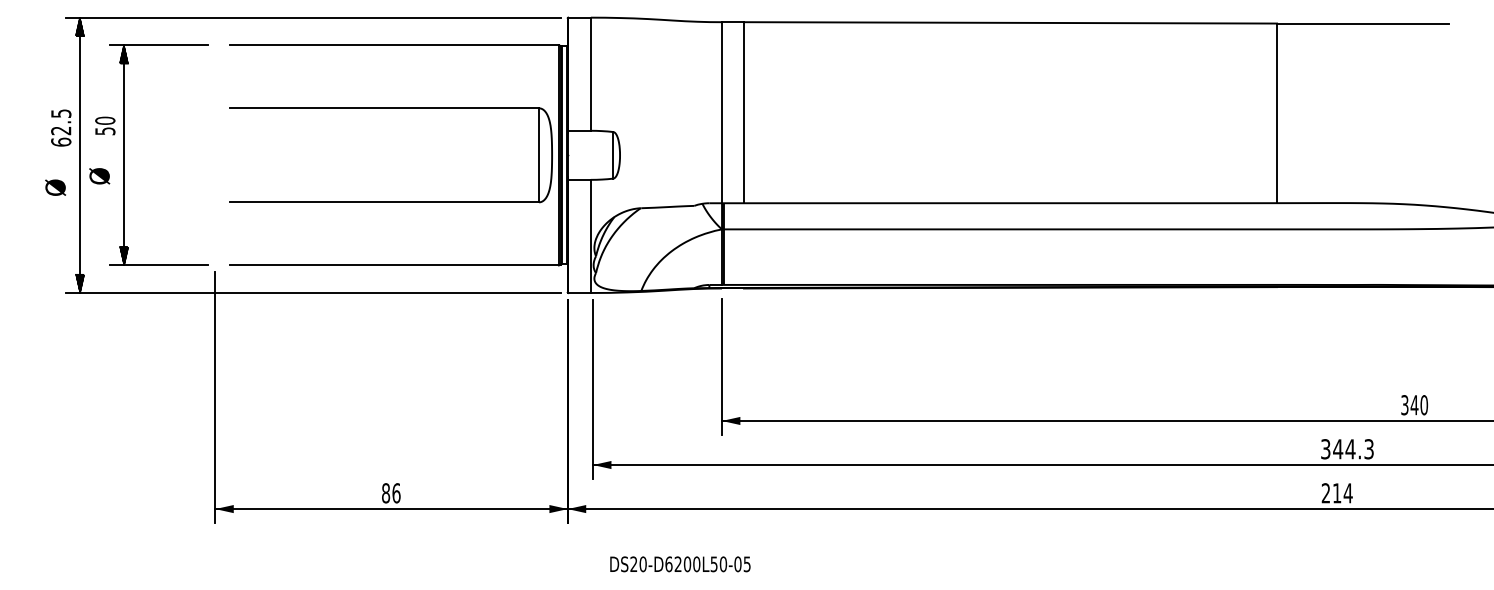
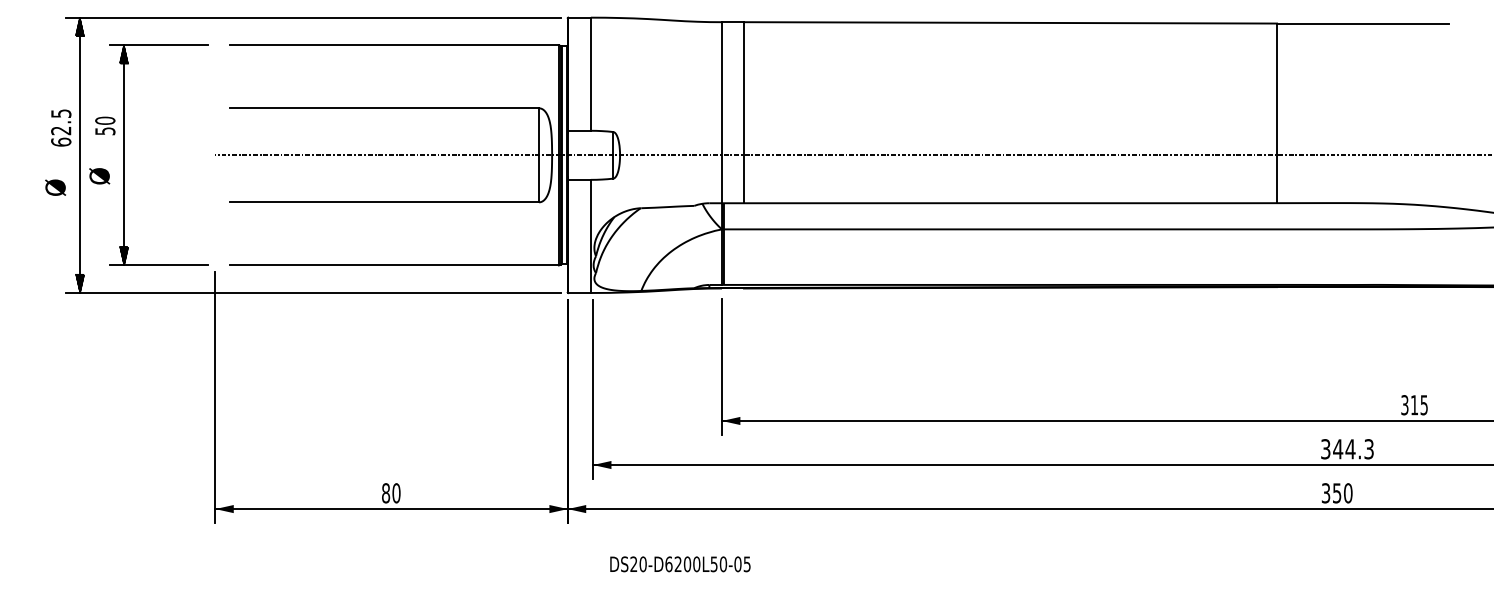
line: none -> present (852, 155)
text: 340 -> 315 (1419, 405)
text: 86 -> 80 (396, 493)
text: 214 -> 350 (1336, 493)
